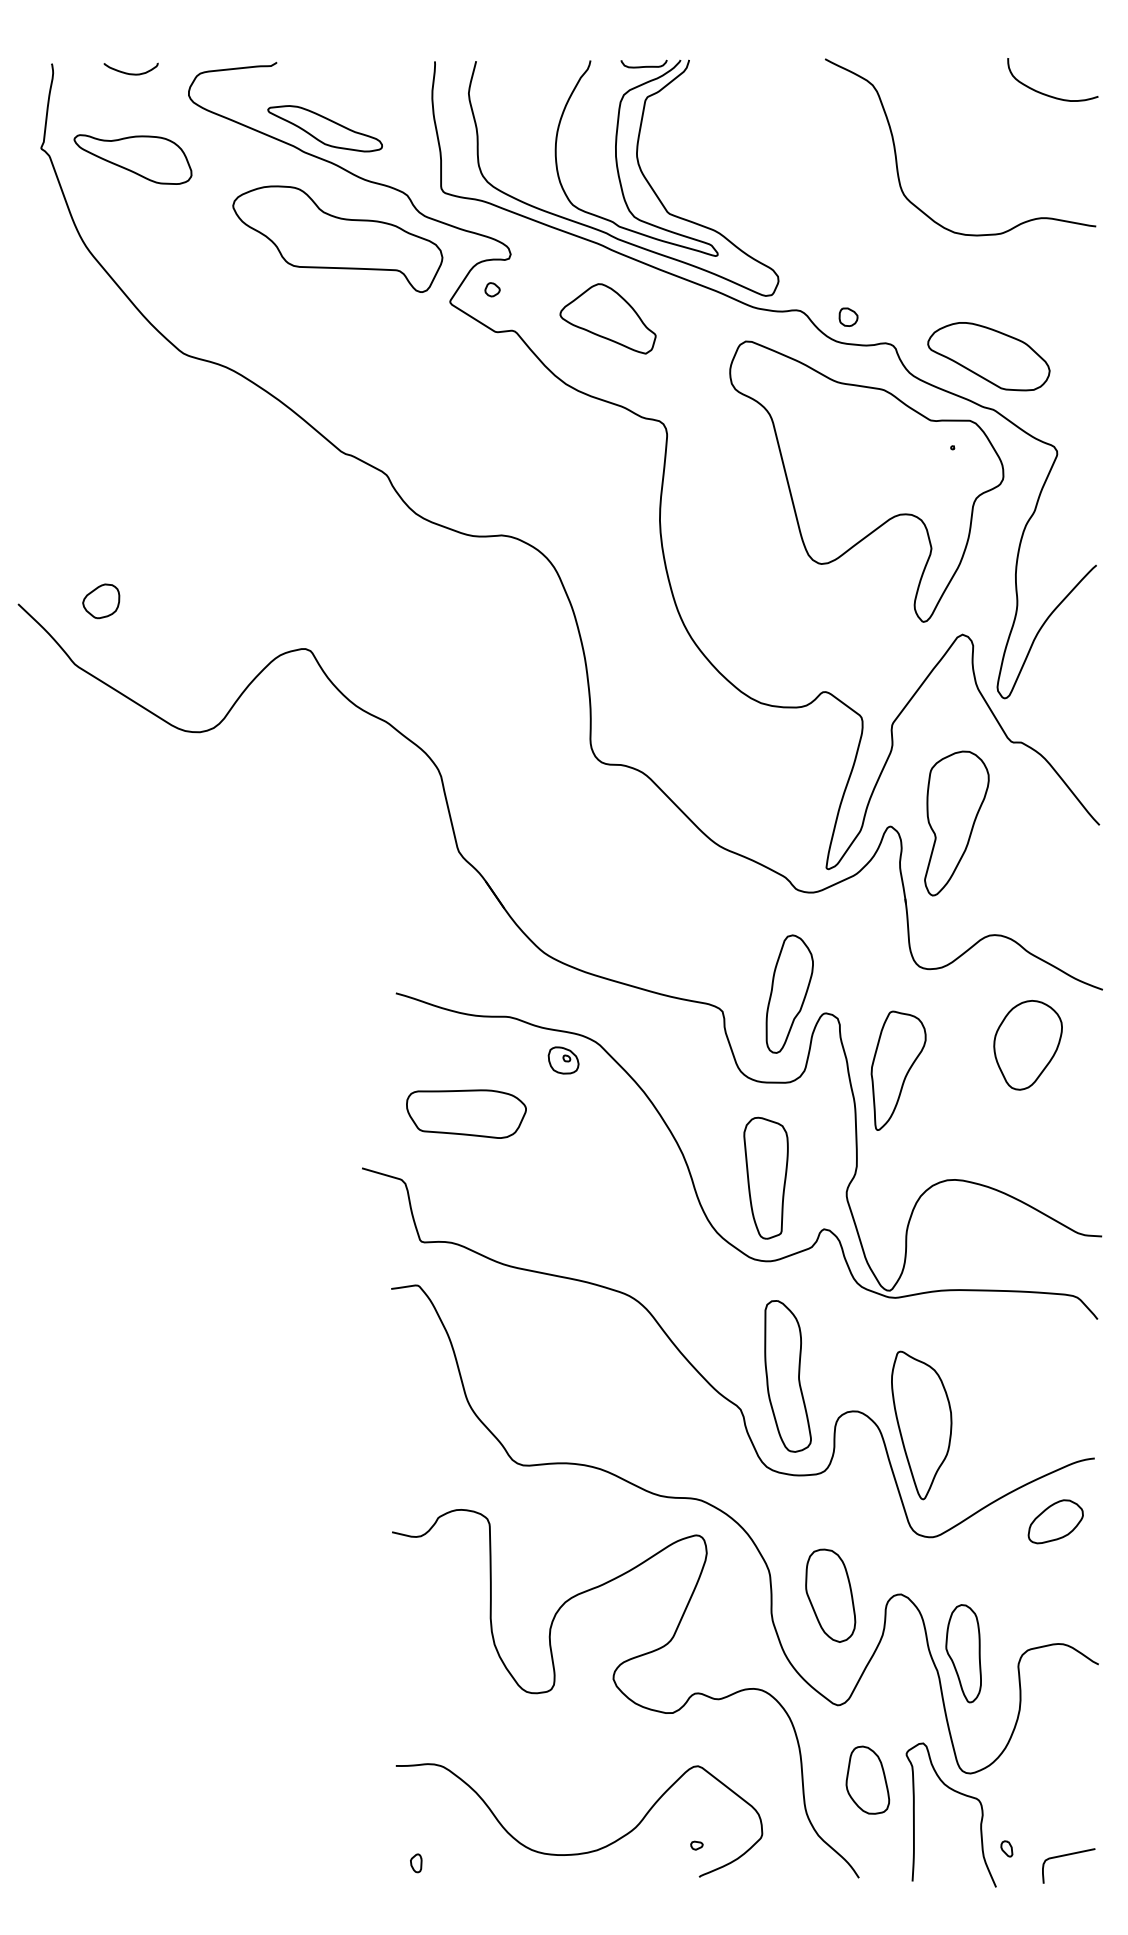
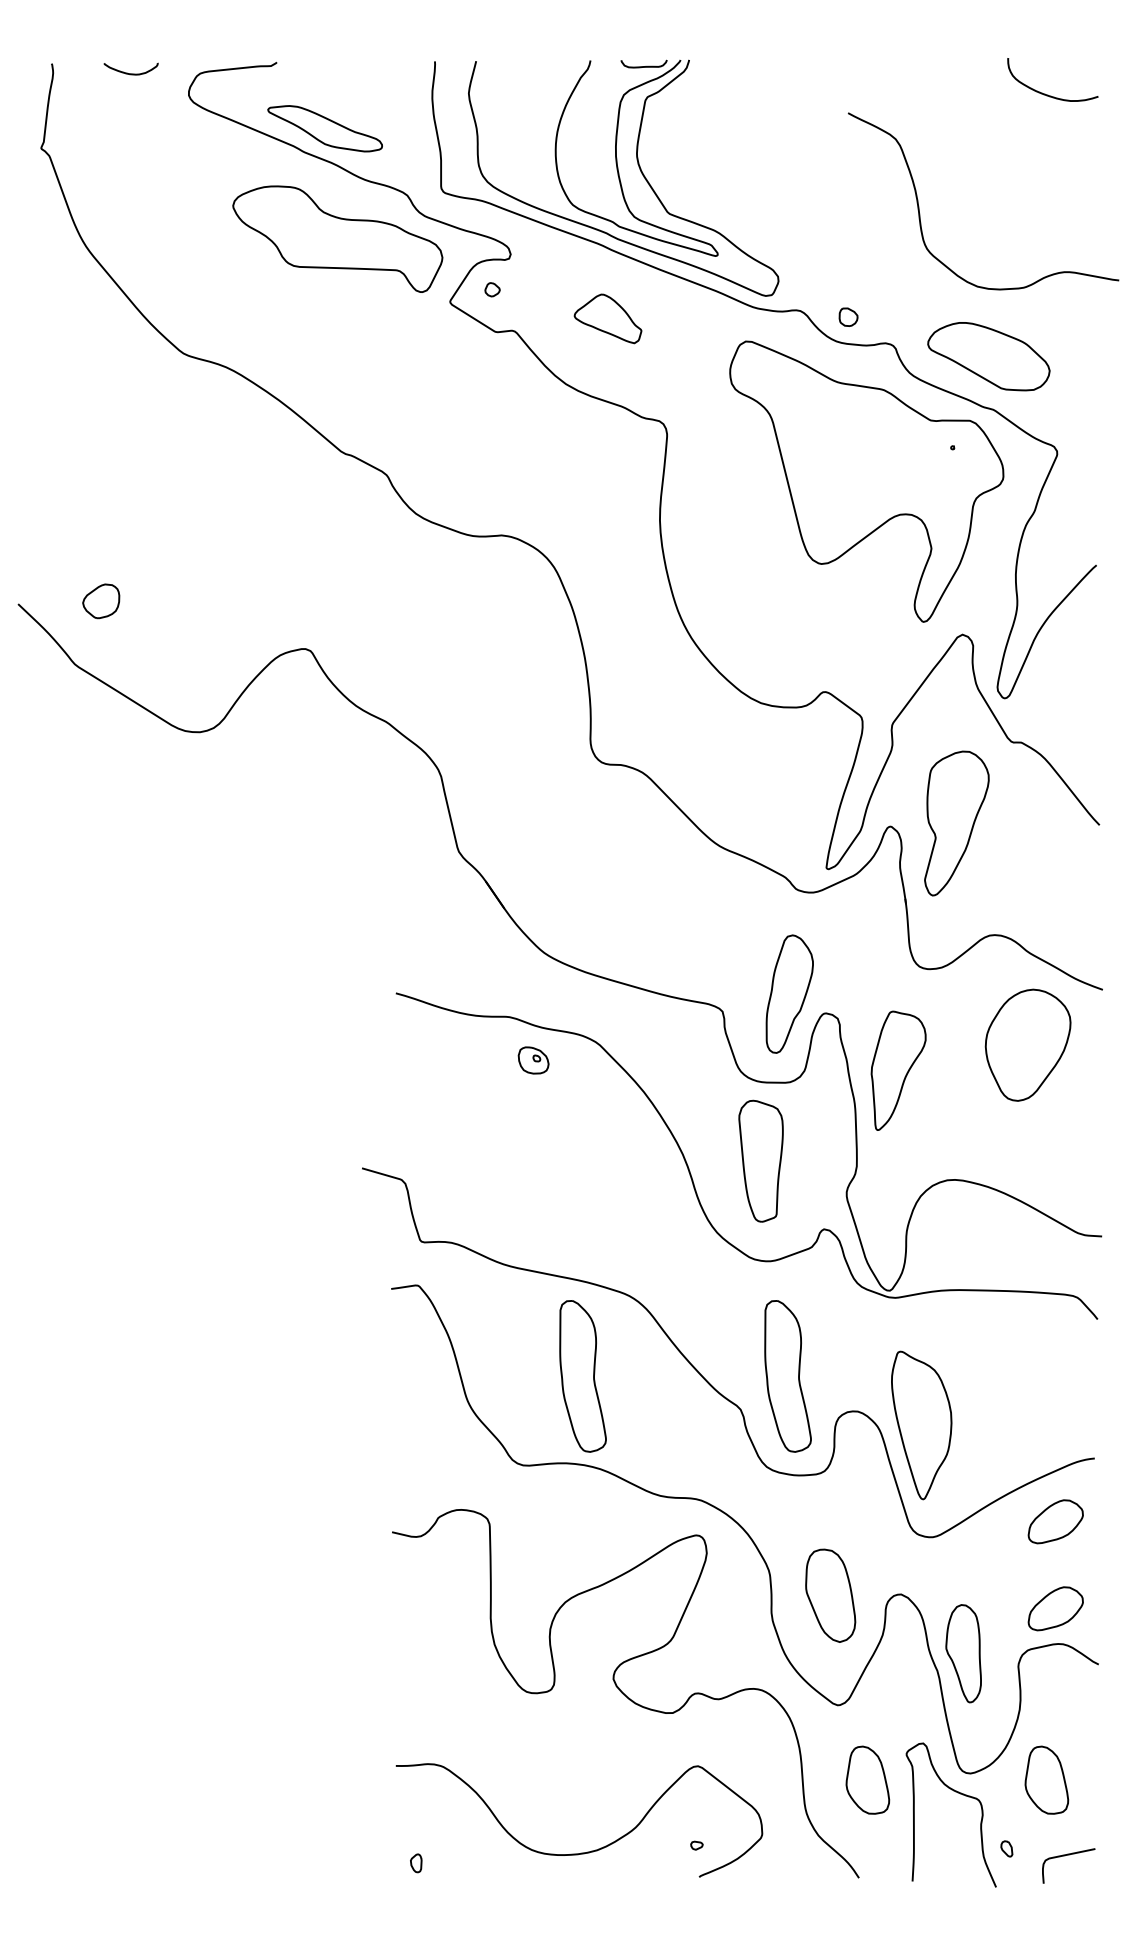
part: present -> none (132, 159)
curve position: (897, 159) -> (920, 213) (920, 213)
part size: 98x72 px -> 70x52 px (607, 318)
part size: 70x91 px -> 88x114 px (1027, 1044)
part position: (563, 1060) -> (533, 1060) (533, 1060)
part: present -> none (466, 1113)
part position: (765, 1177) -> (760, 1160) (760, 1160)
part: none -> present (582, 1376)
part: none -> present (1055, 1608)
part: none -> present (1046, 1779)
